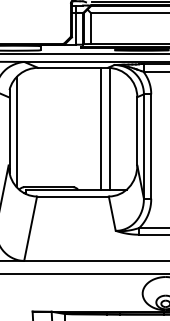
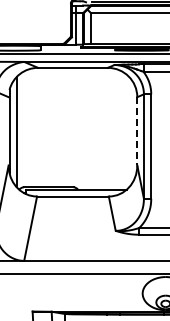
line: present -> none (101, 128)
line: present -> none (110, 128)
line: solid -> dashed (137, 131)
